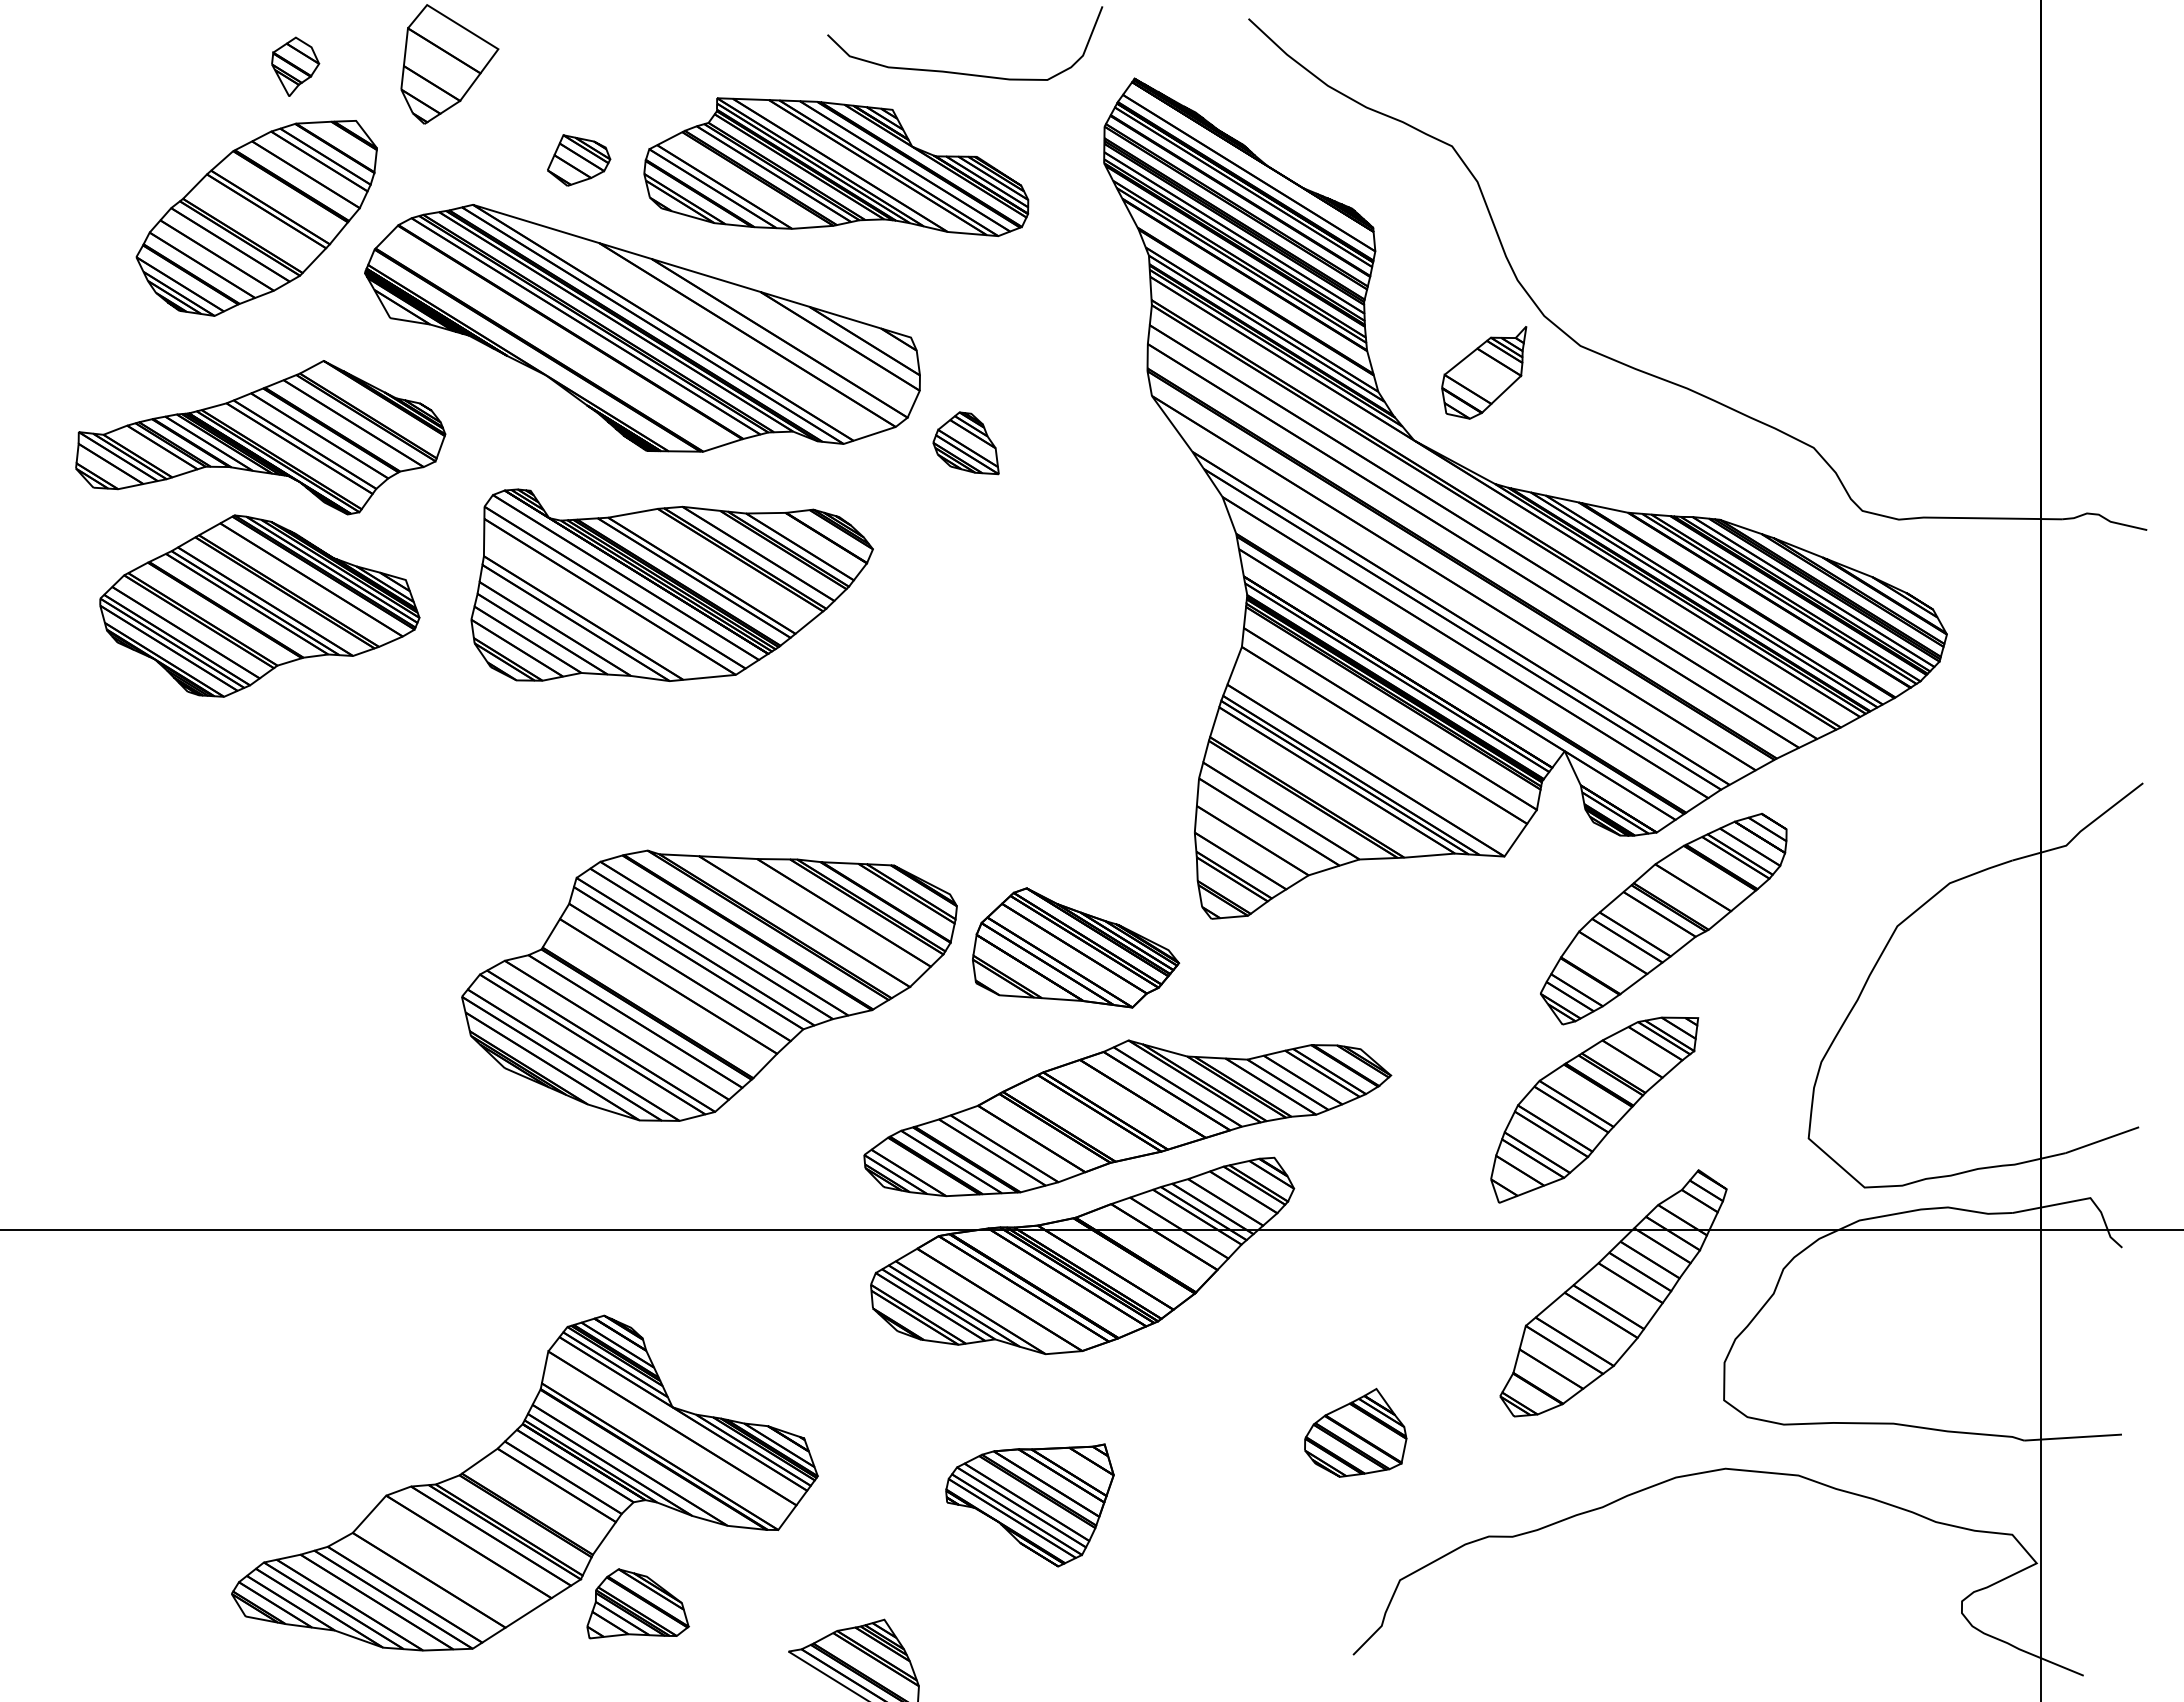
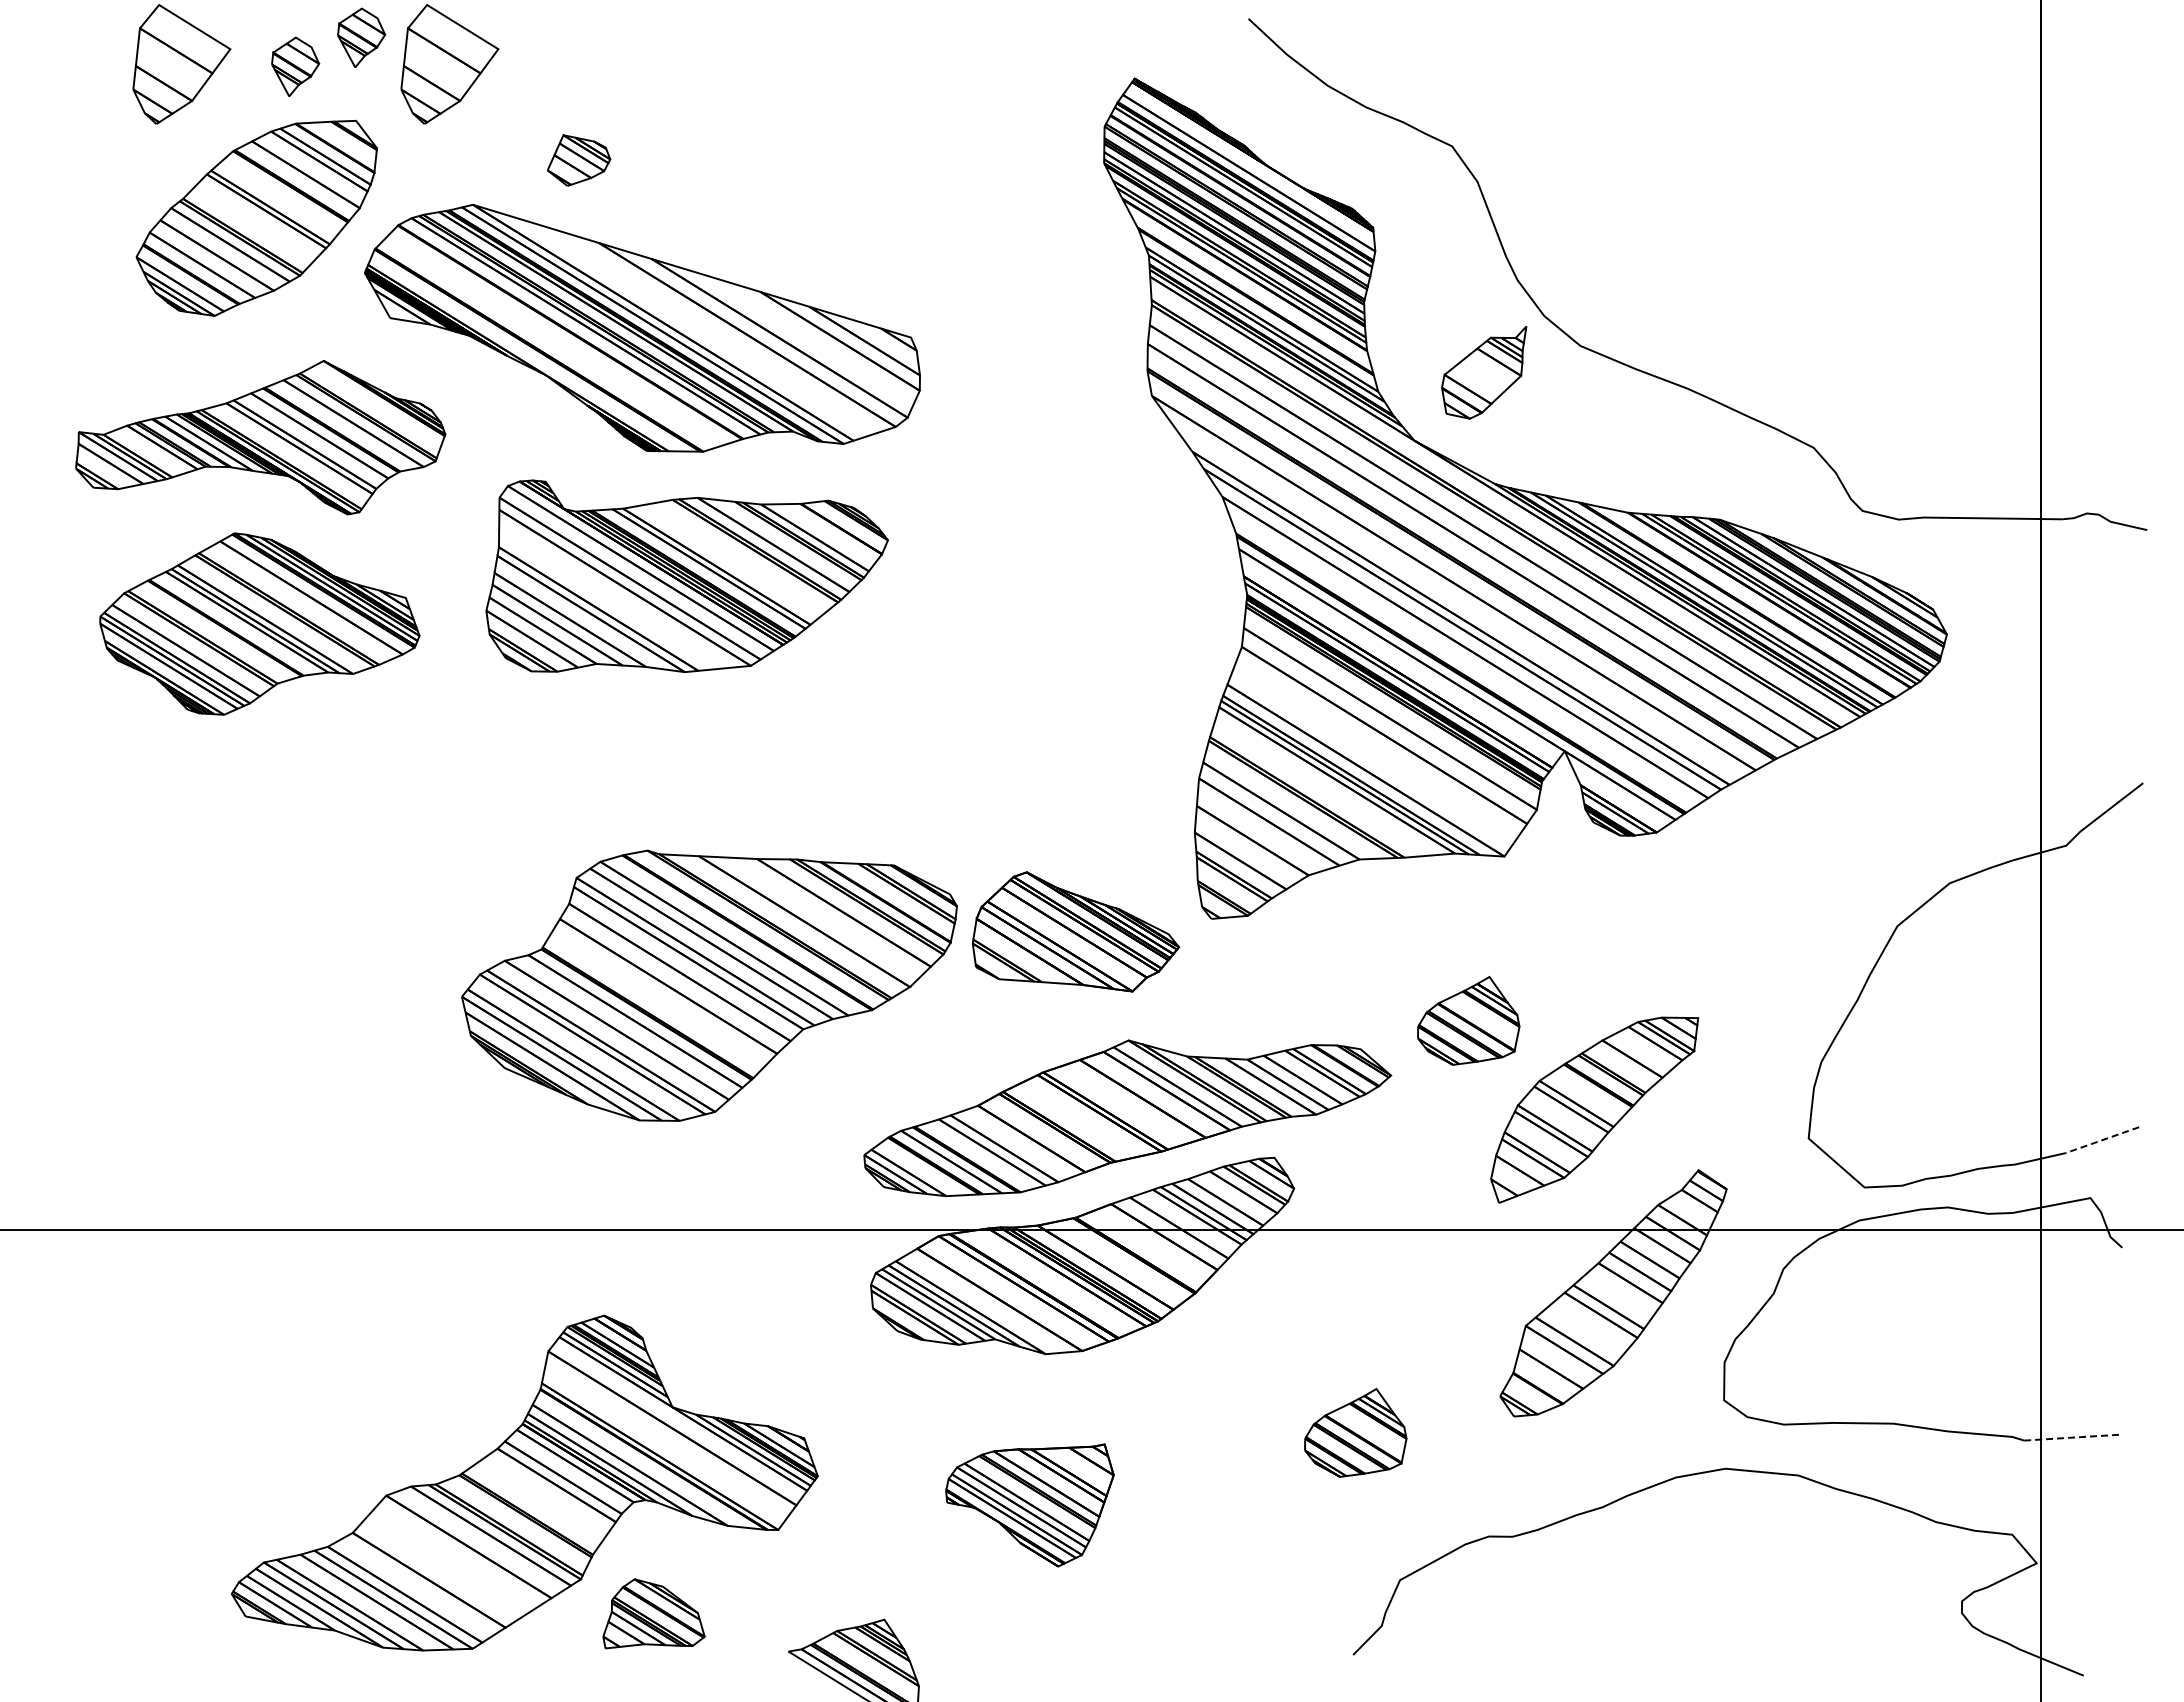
part: none -> present (361, 37)
part: none -> present (181, 64)
curve: present -> none (961, 72)
part: present -> none (836, 166)
part: present -> none (965, 443)
part position: (671, 584) -> (686, 575) (686, 575)
part position: (259, 605) -> (259, 623) (259, 623)
part: present -> none (1663, 919)
part position: (1076, 947) -> (1076, 931) (1076, 931)
part: none -> present (1468, 1020)
line: solid -> dashed (2102, 1140)
line: solid -> dashed (2073, 1437)
part position: (637, 1603) -> (653, 1613) (653, 1613)
